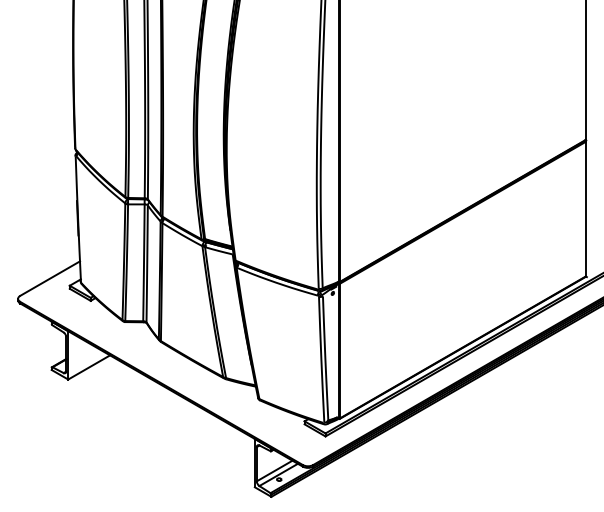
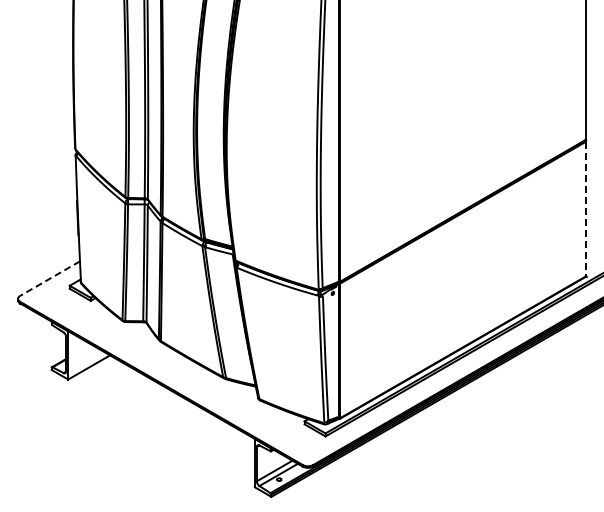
line: solid -> dashed (585, 209)
line: solid -> dashed (50, 278)
